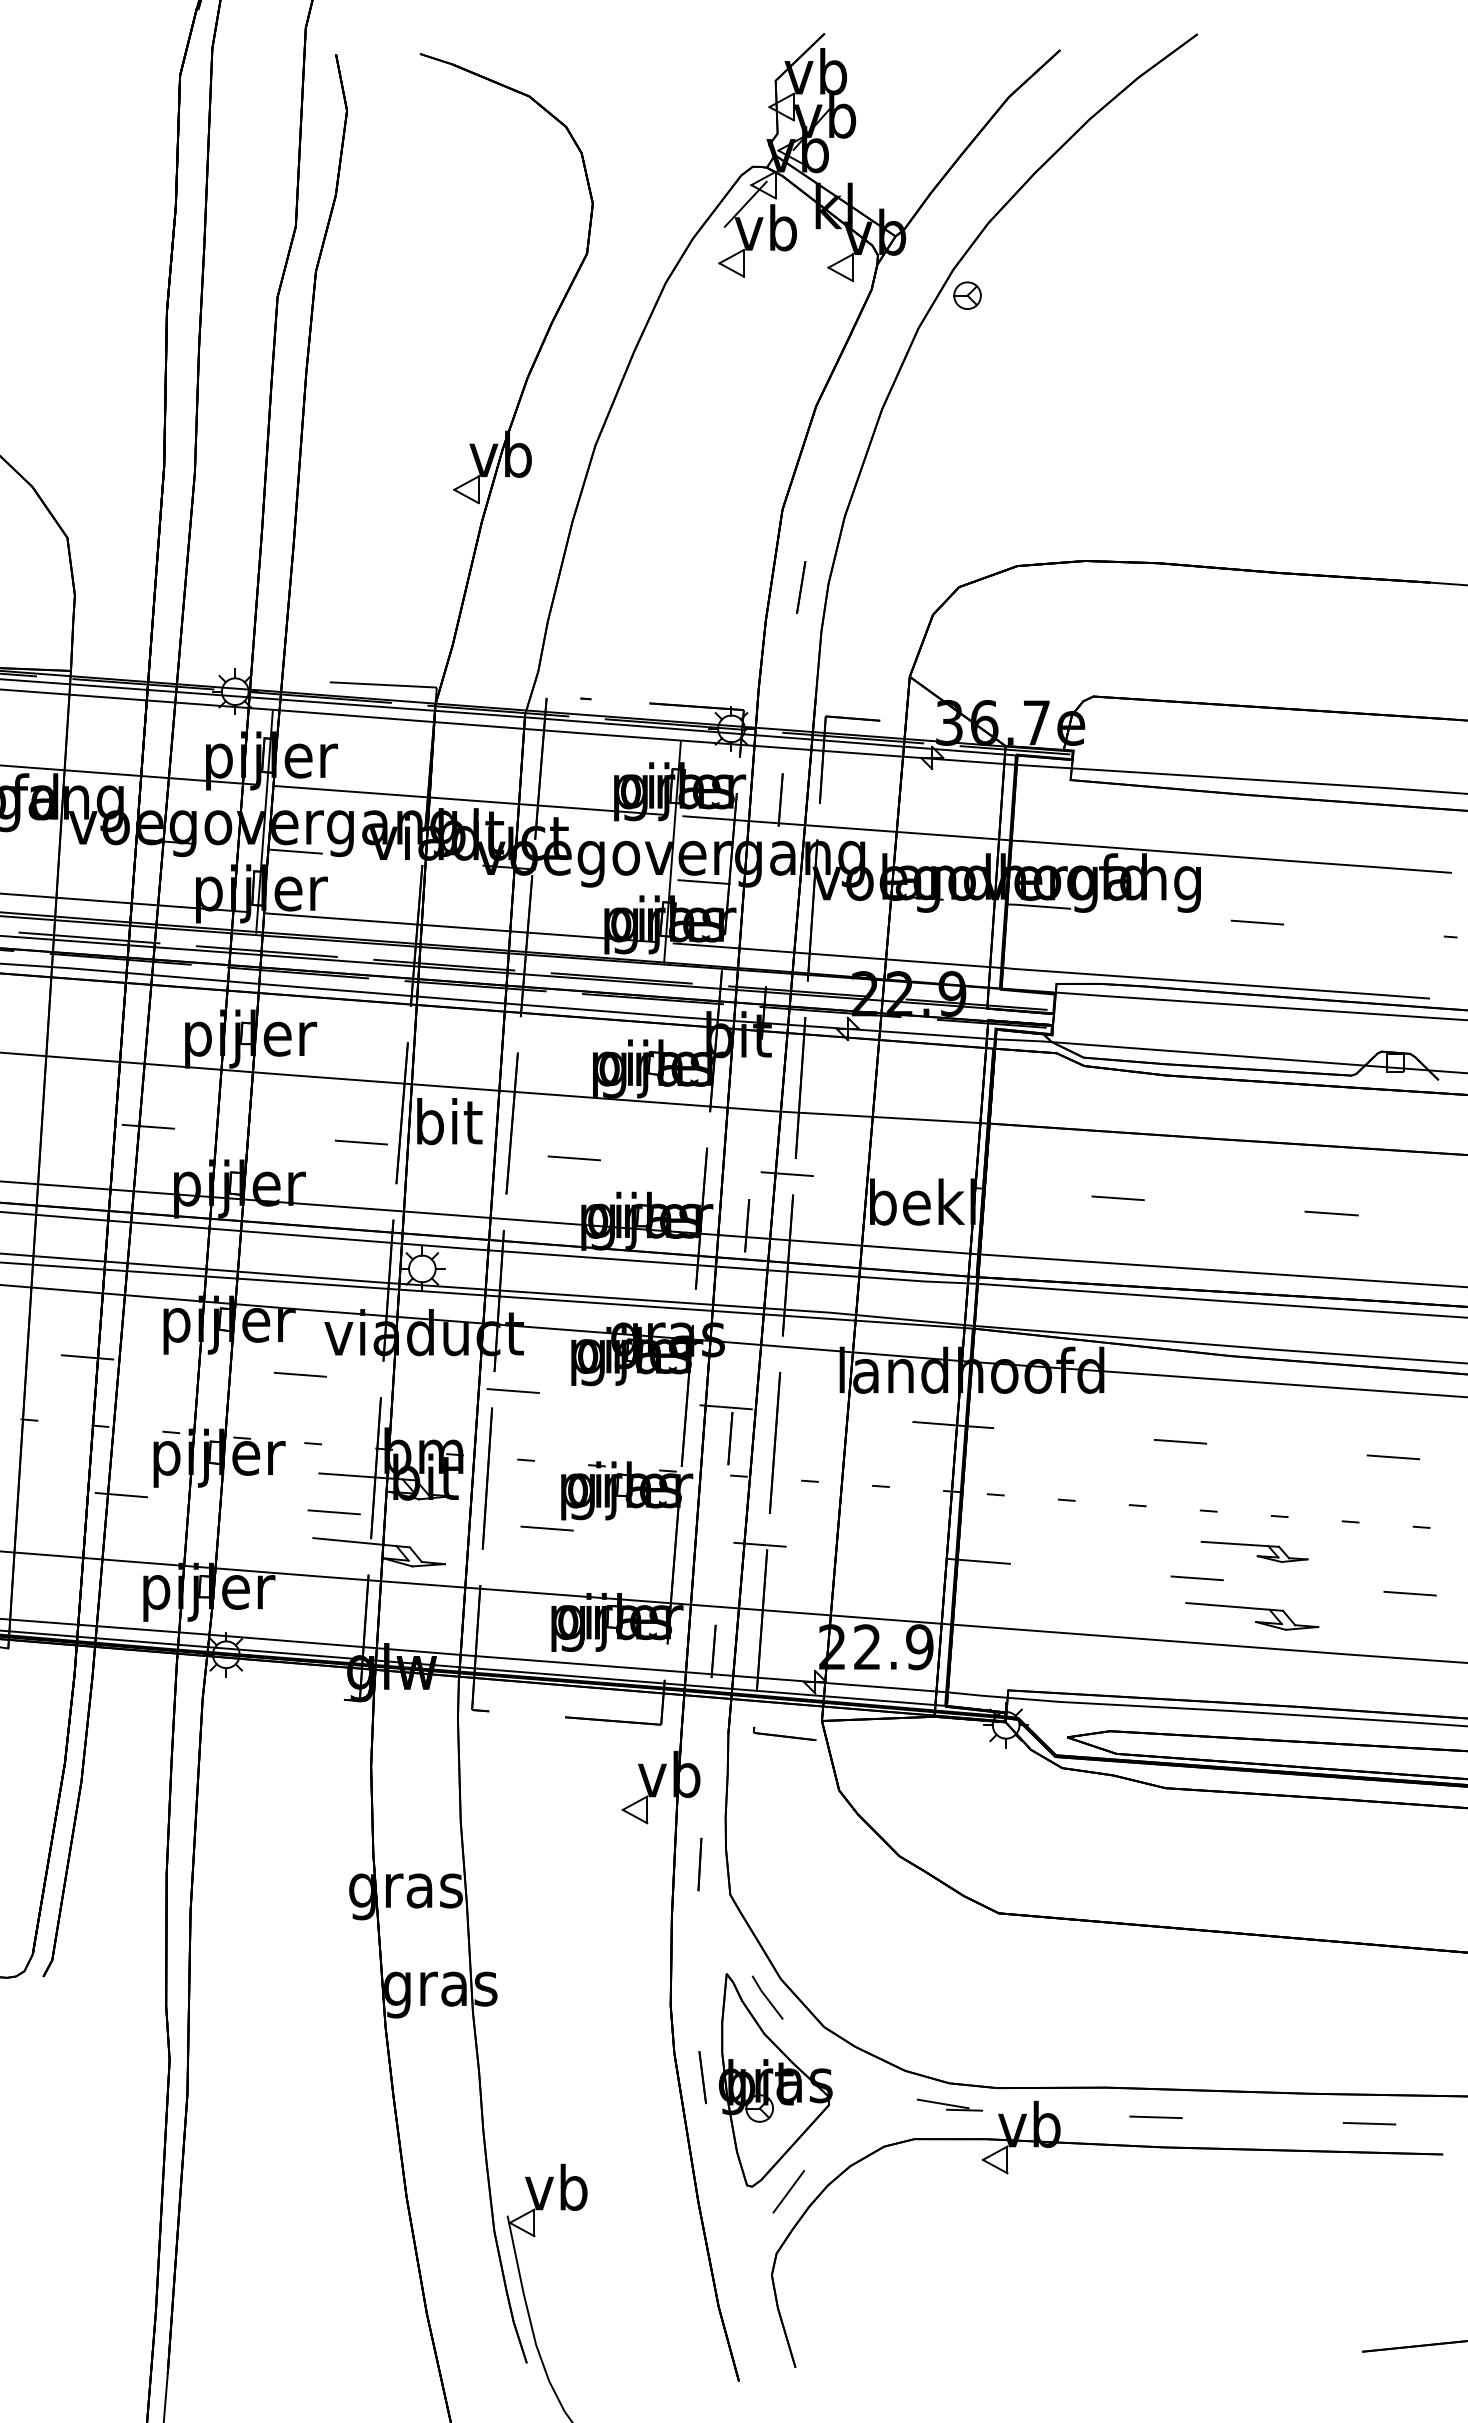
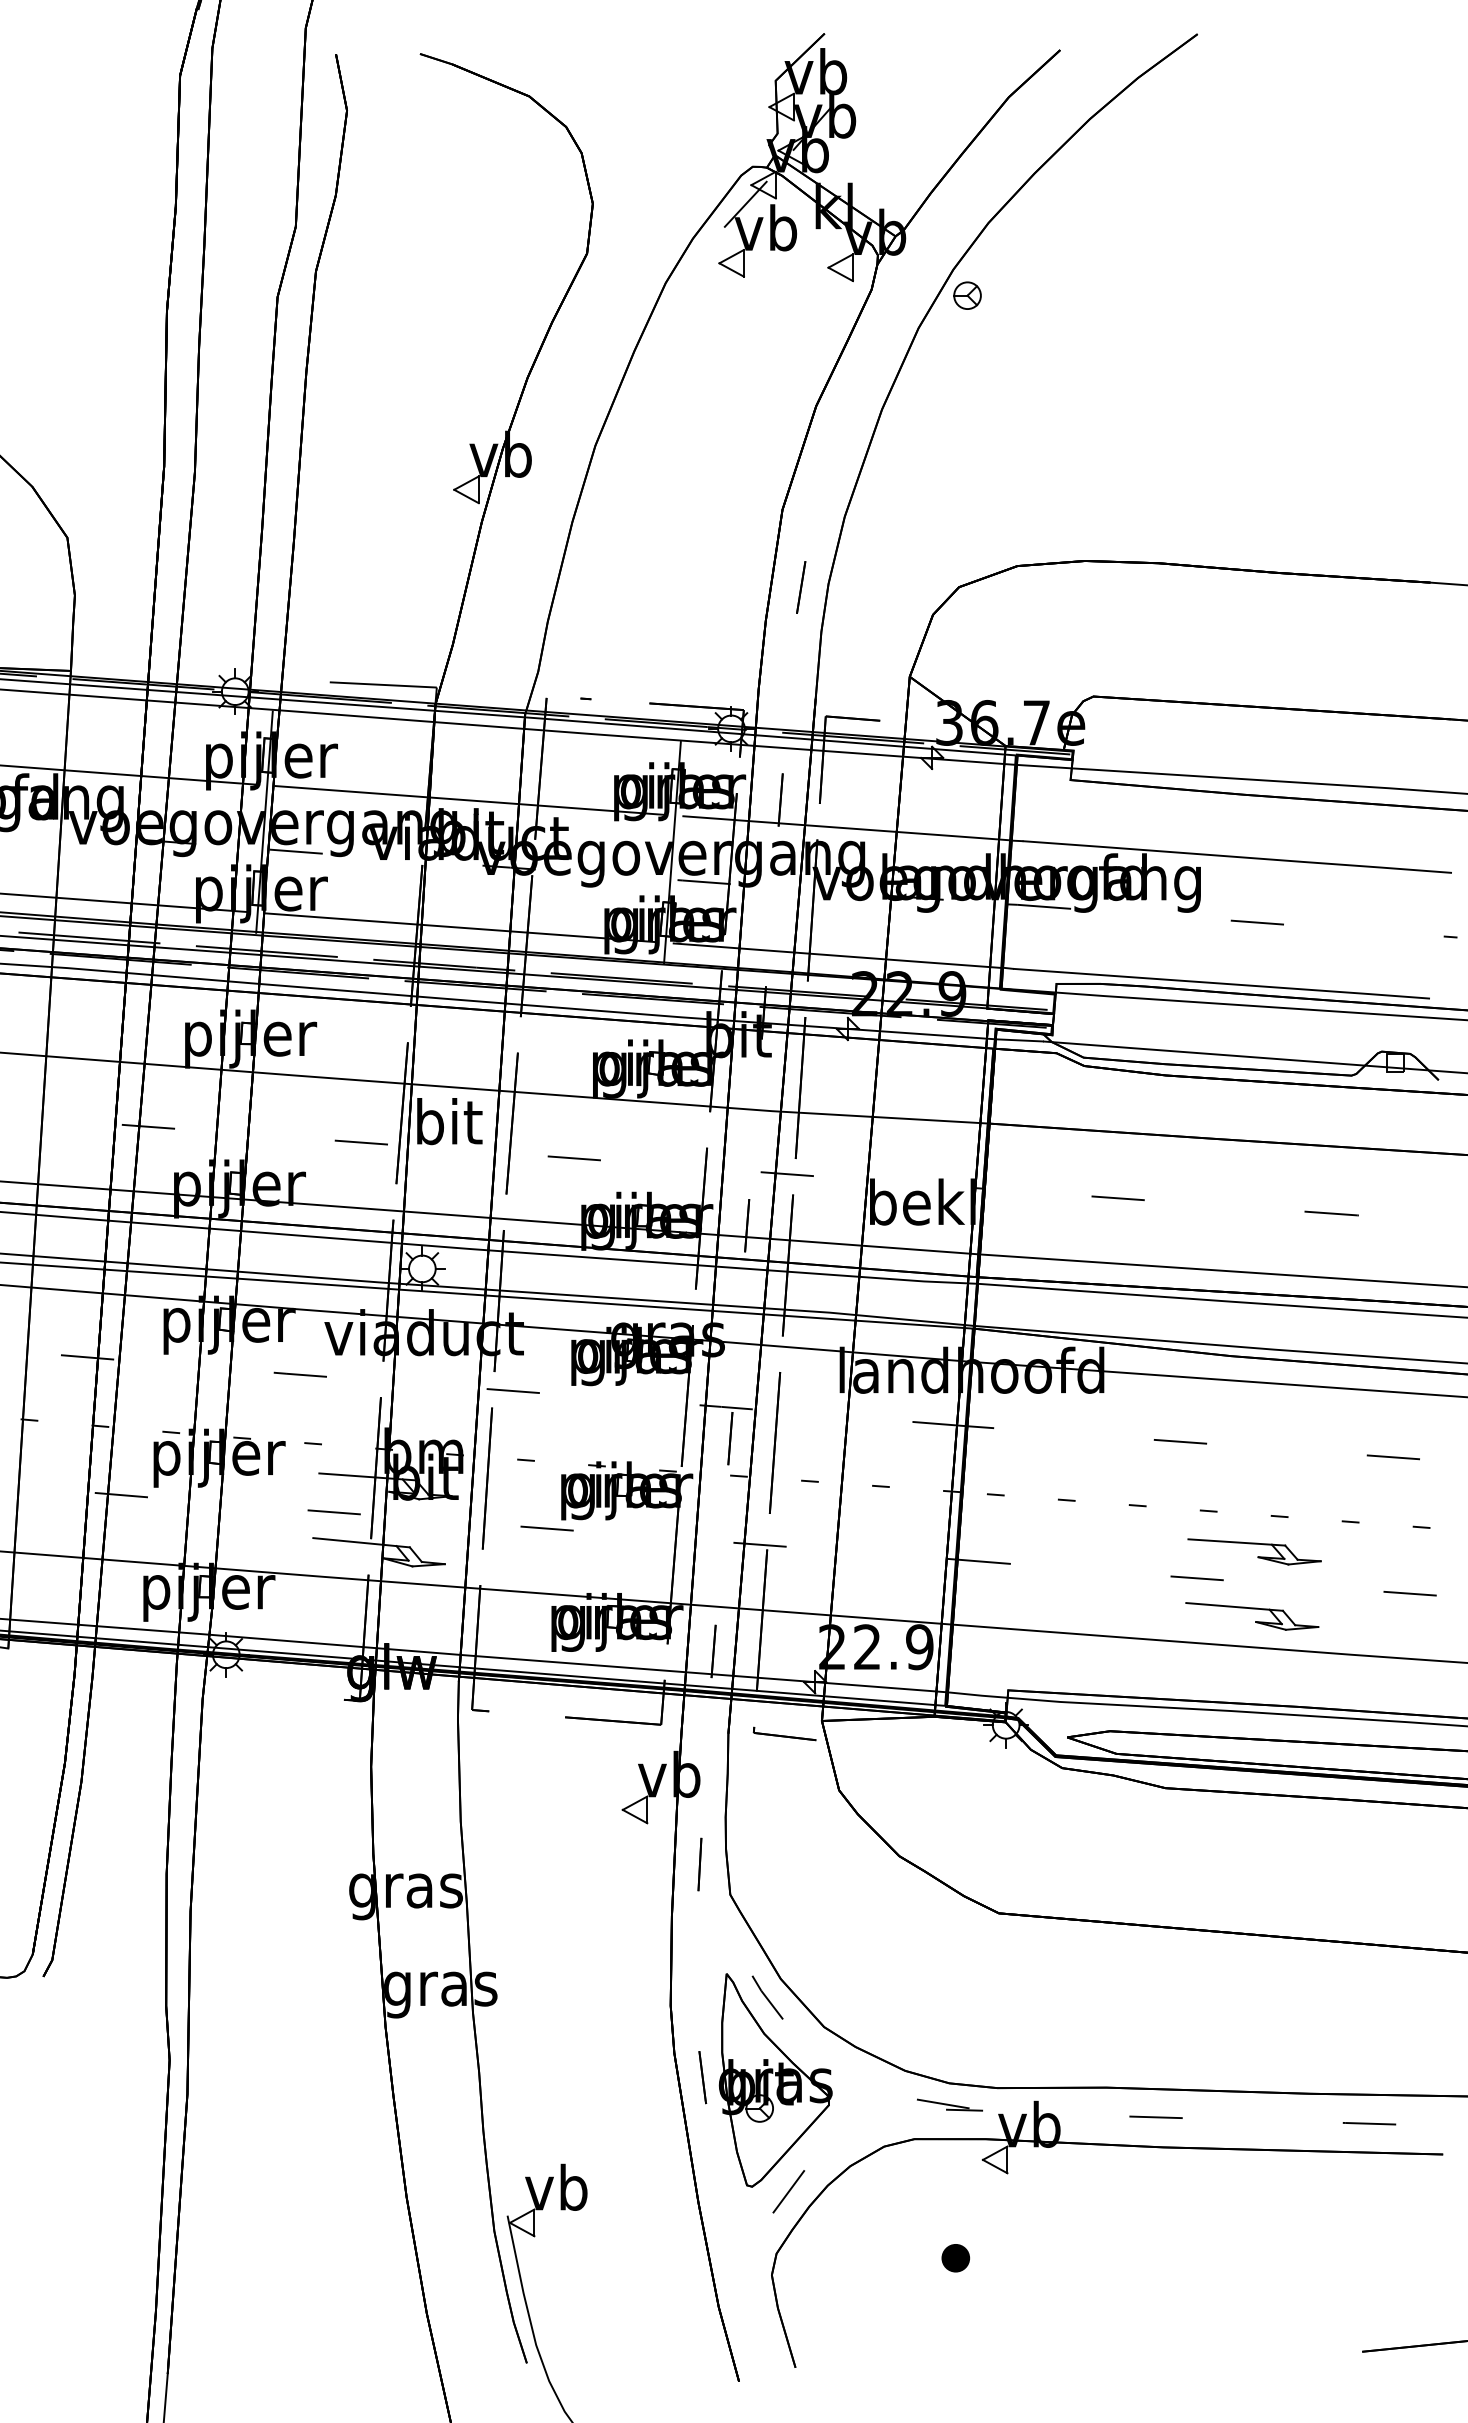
part size: 109x22 px -> 135x28 px (1254, 1551)
part: none -> present (955, 2258)
